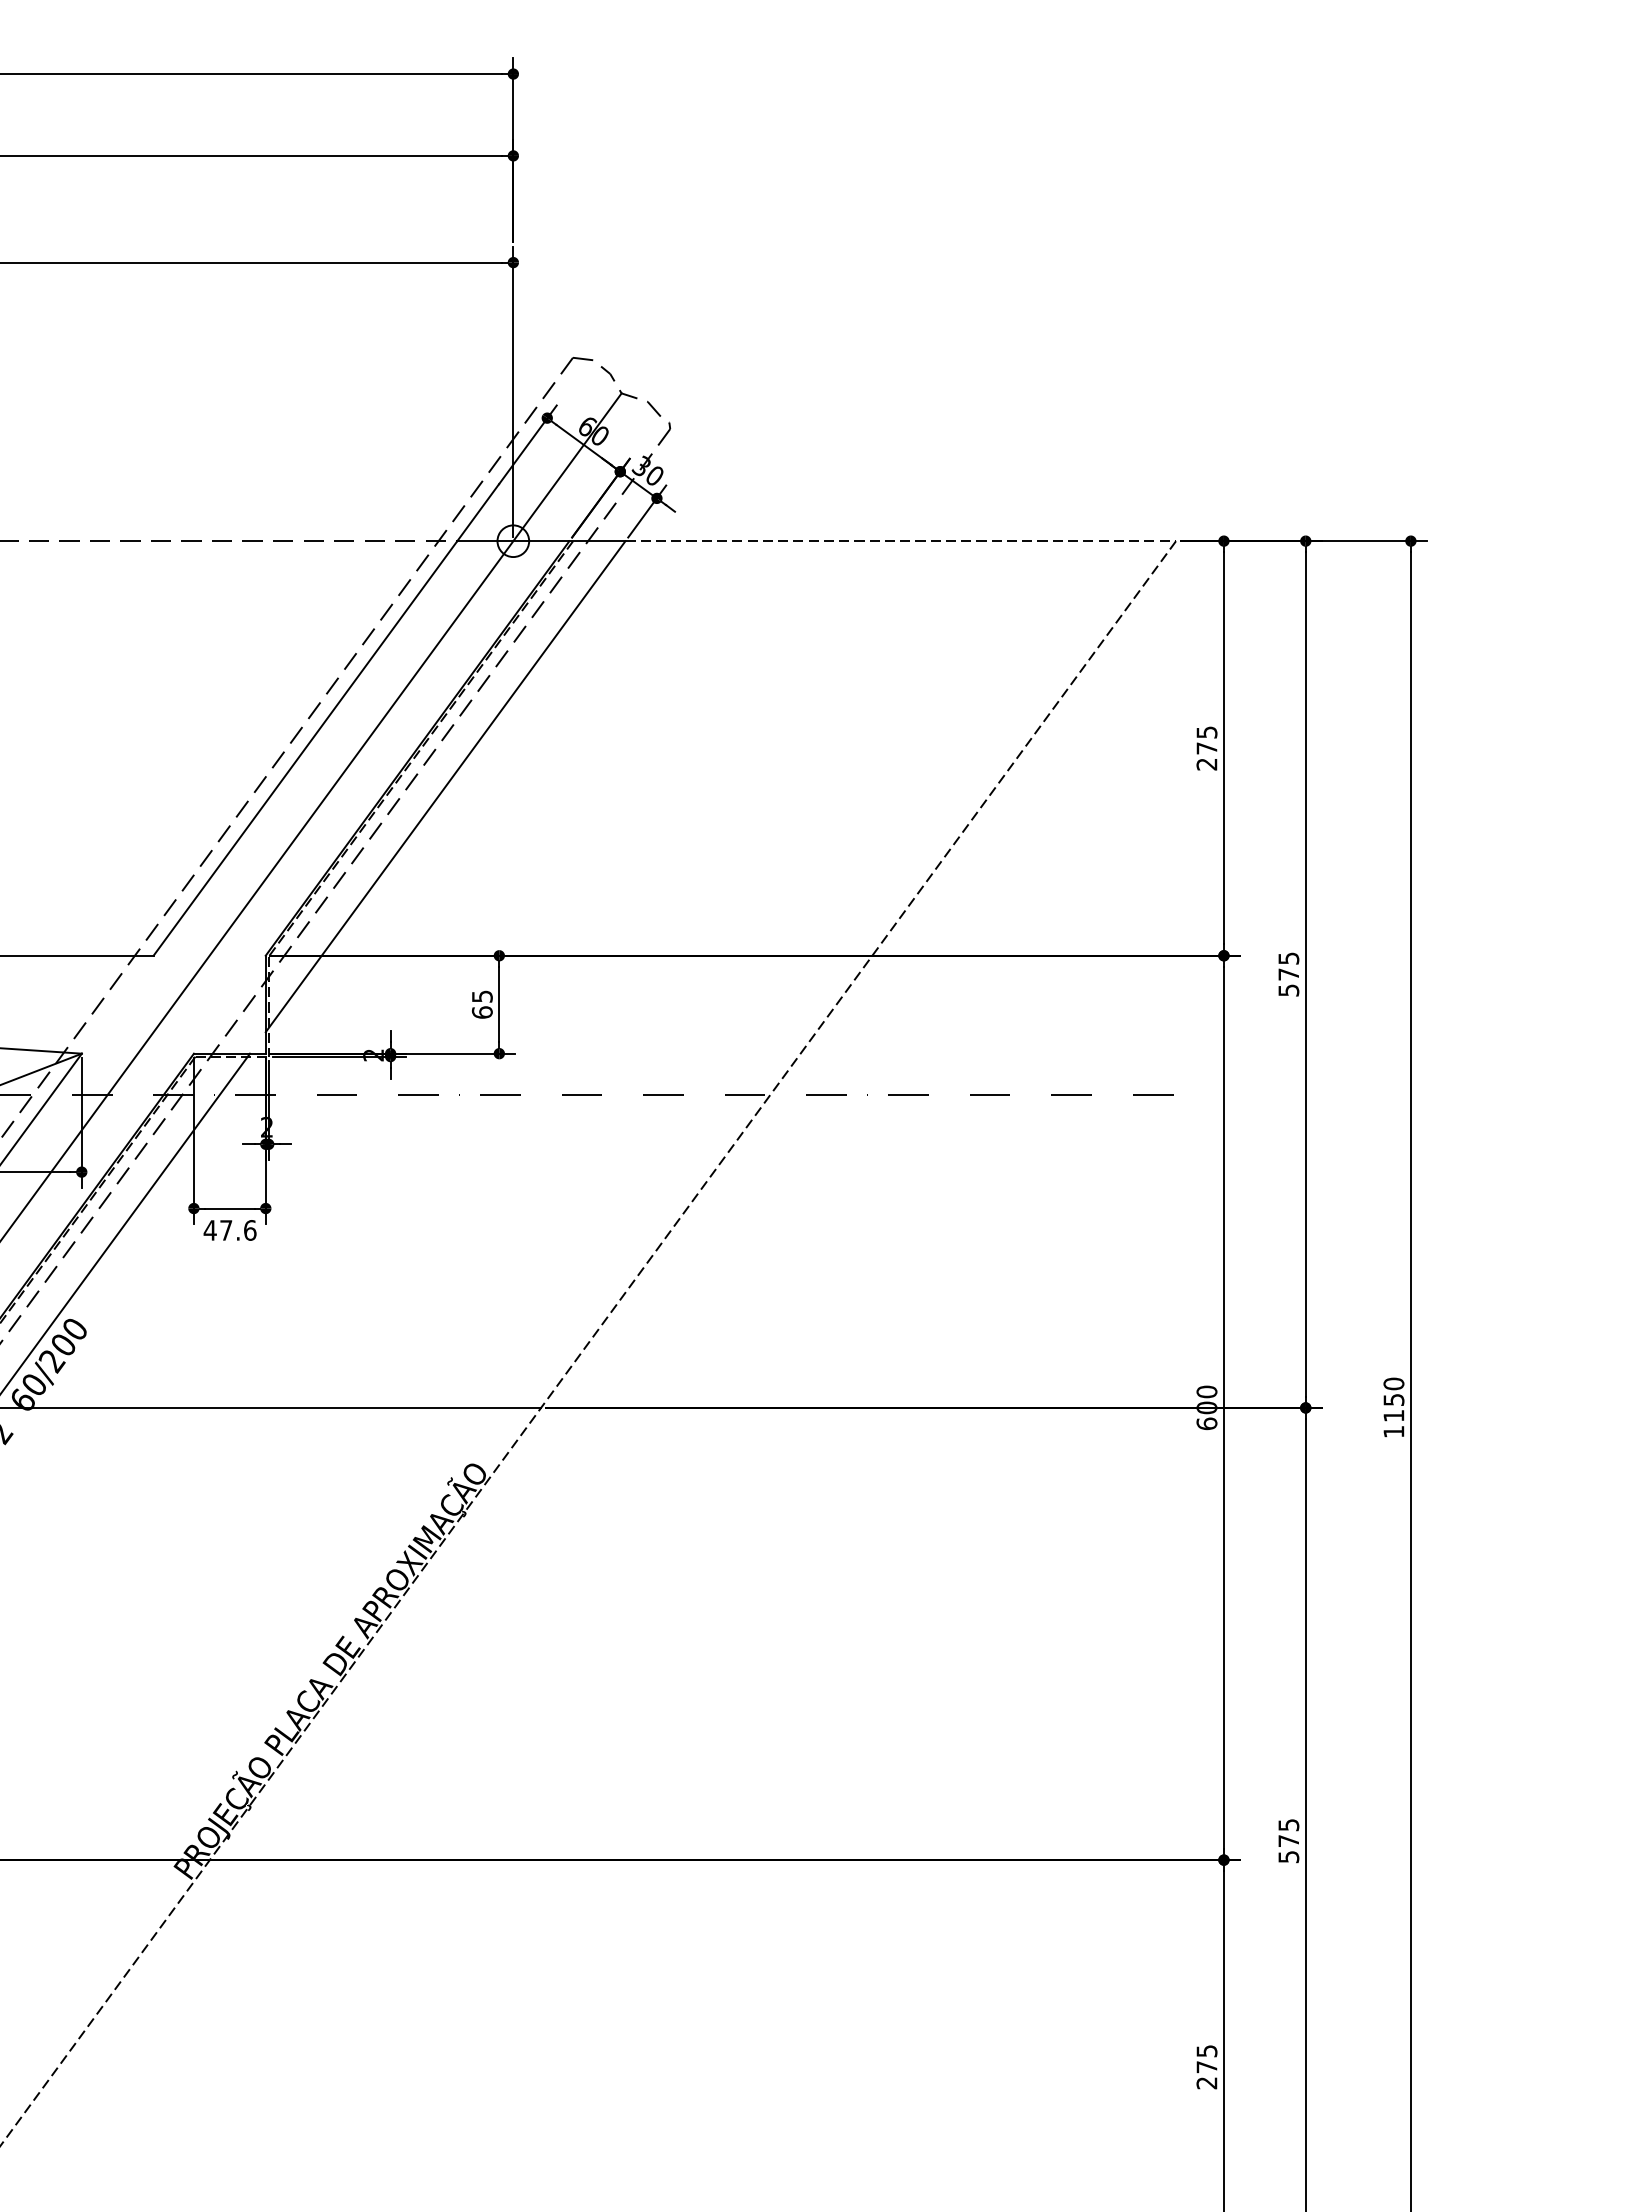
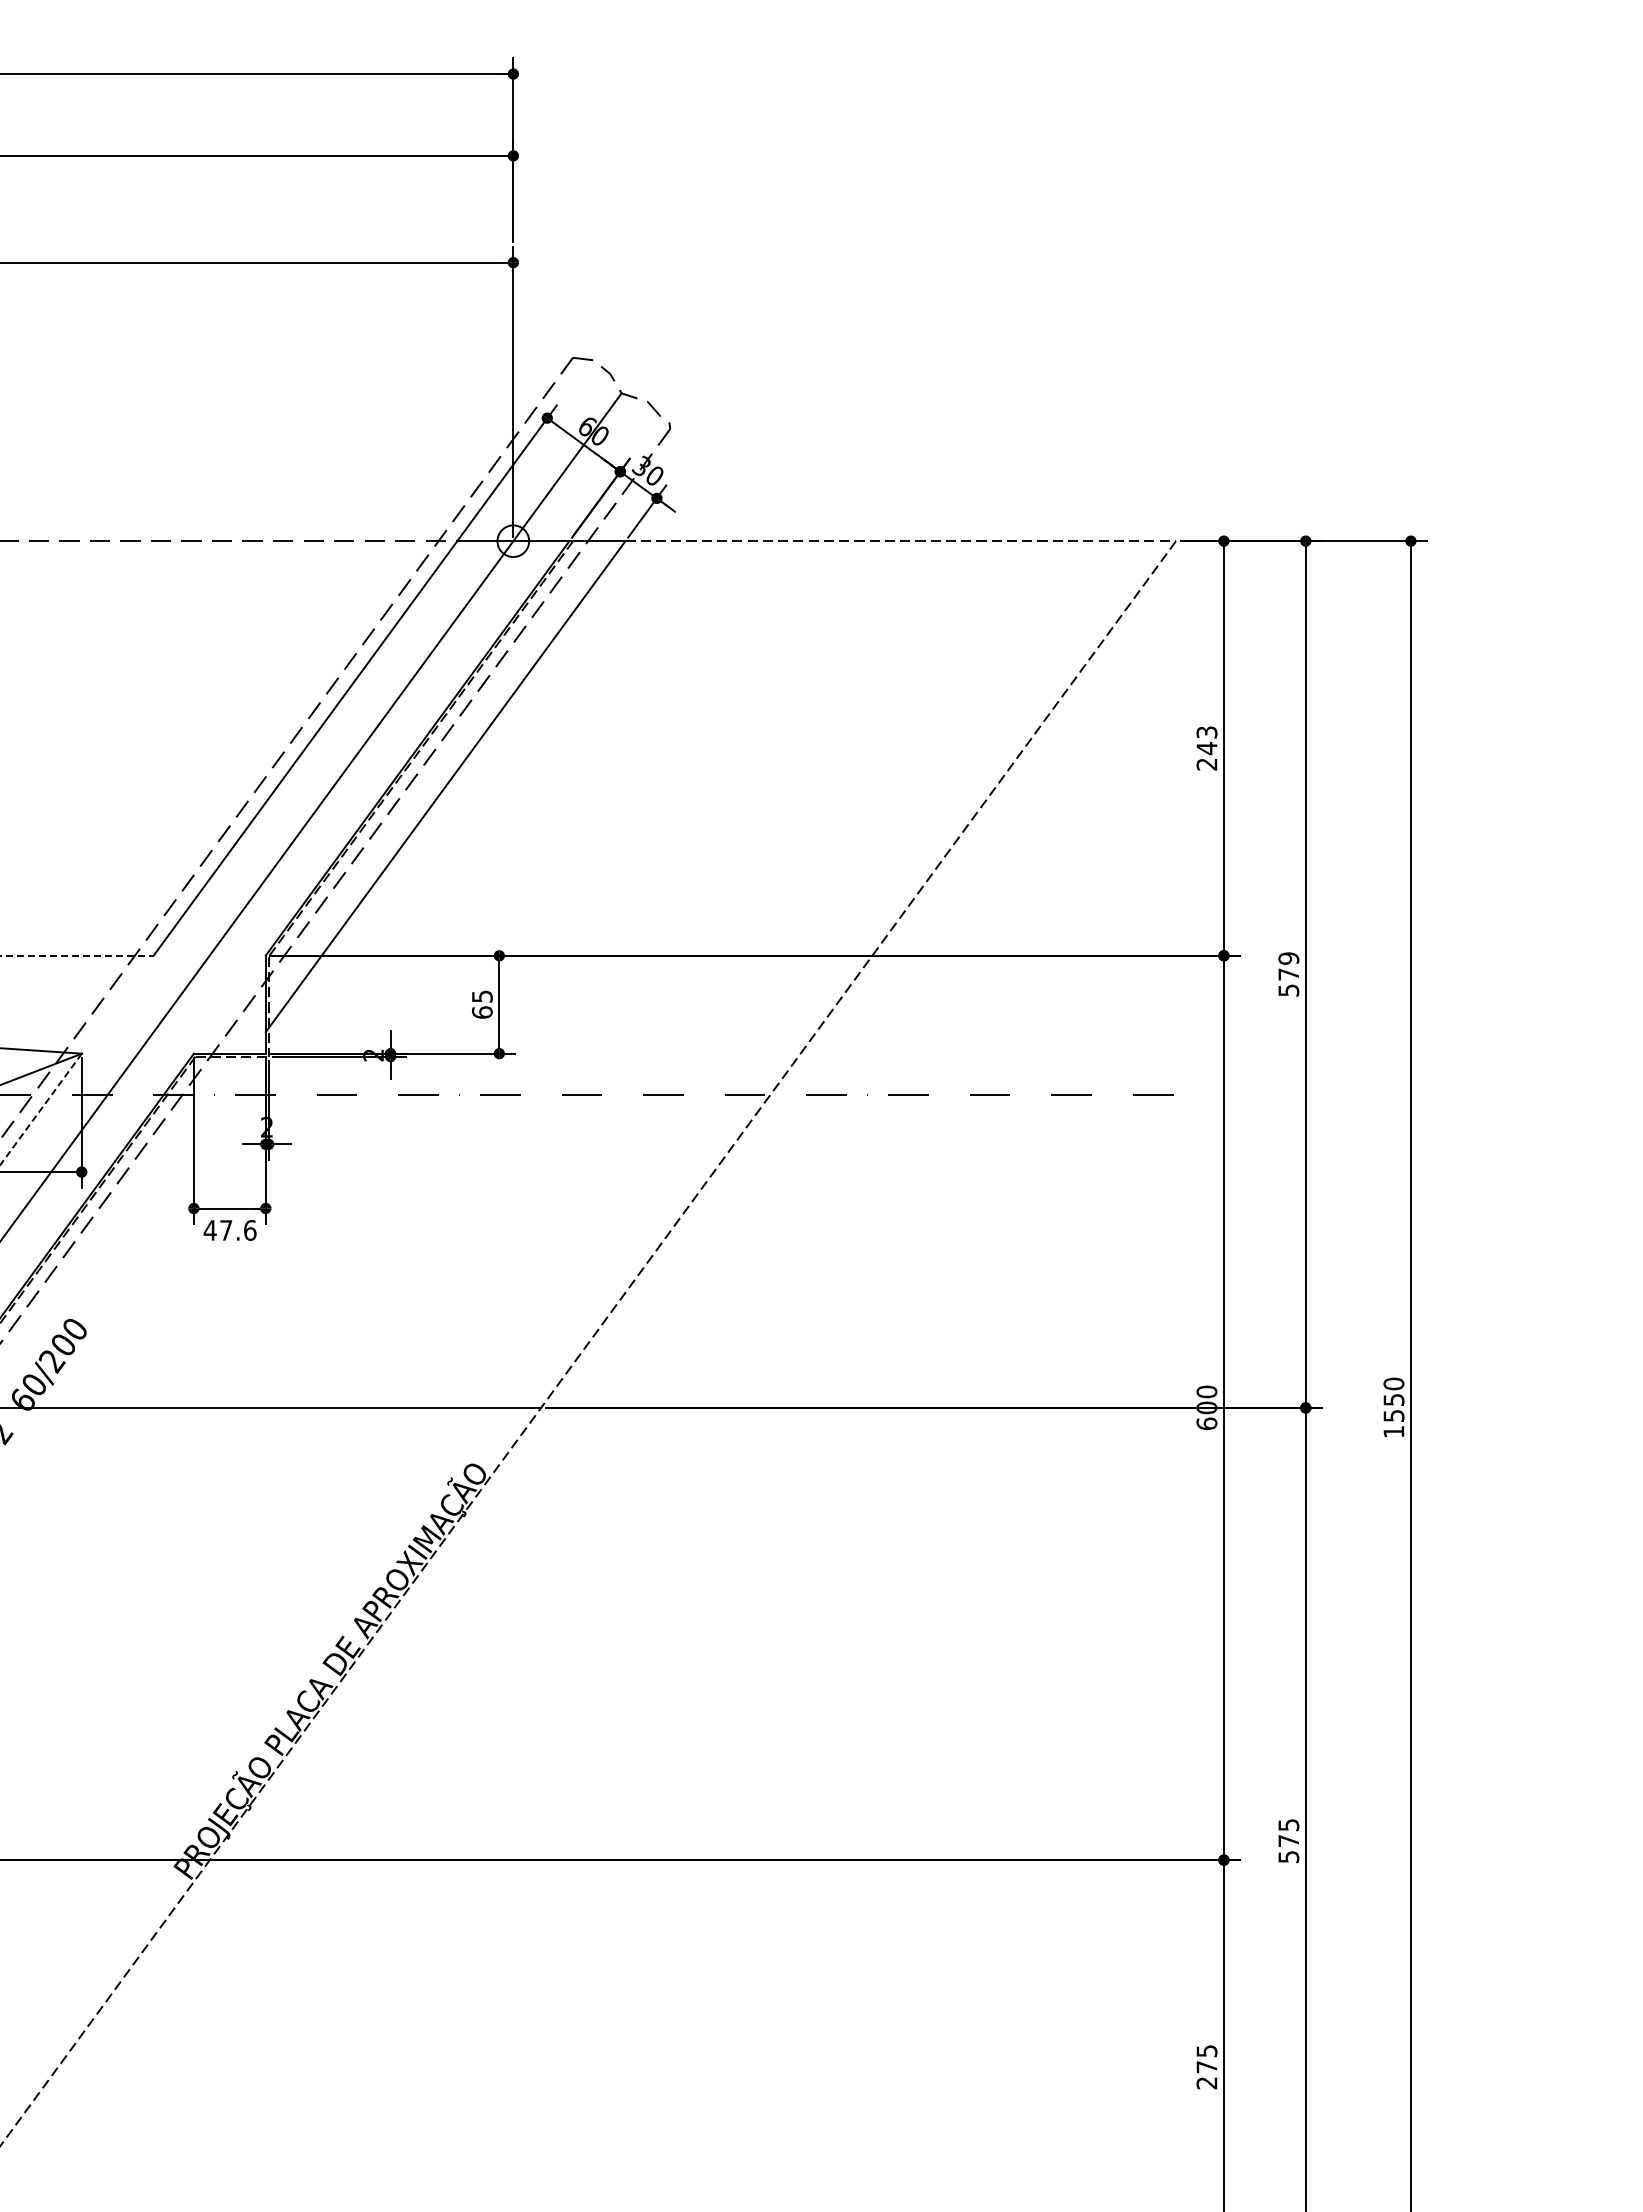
text: 275 -> 243 (1206, 740)
line: solid -> dashed (77, 955)
text: 575 -> 579 (1288, 958)
line: solid -> dashed (41, 1109)
line: present -> none (126, 1222)
text: 1150 -> 1550 (1393, 1415)
